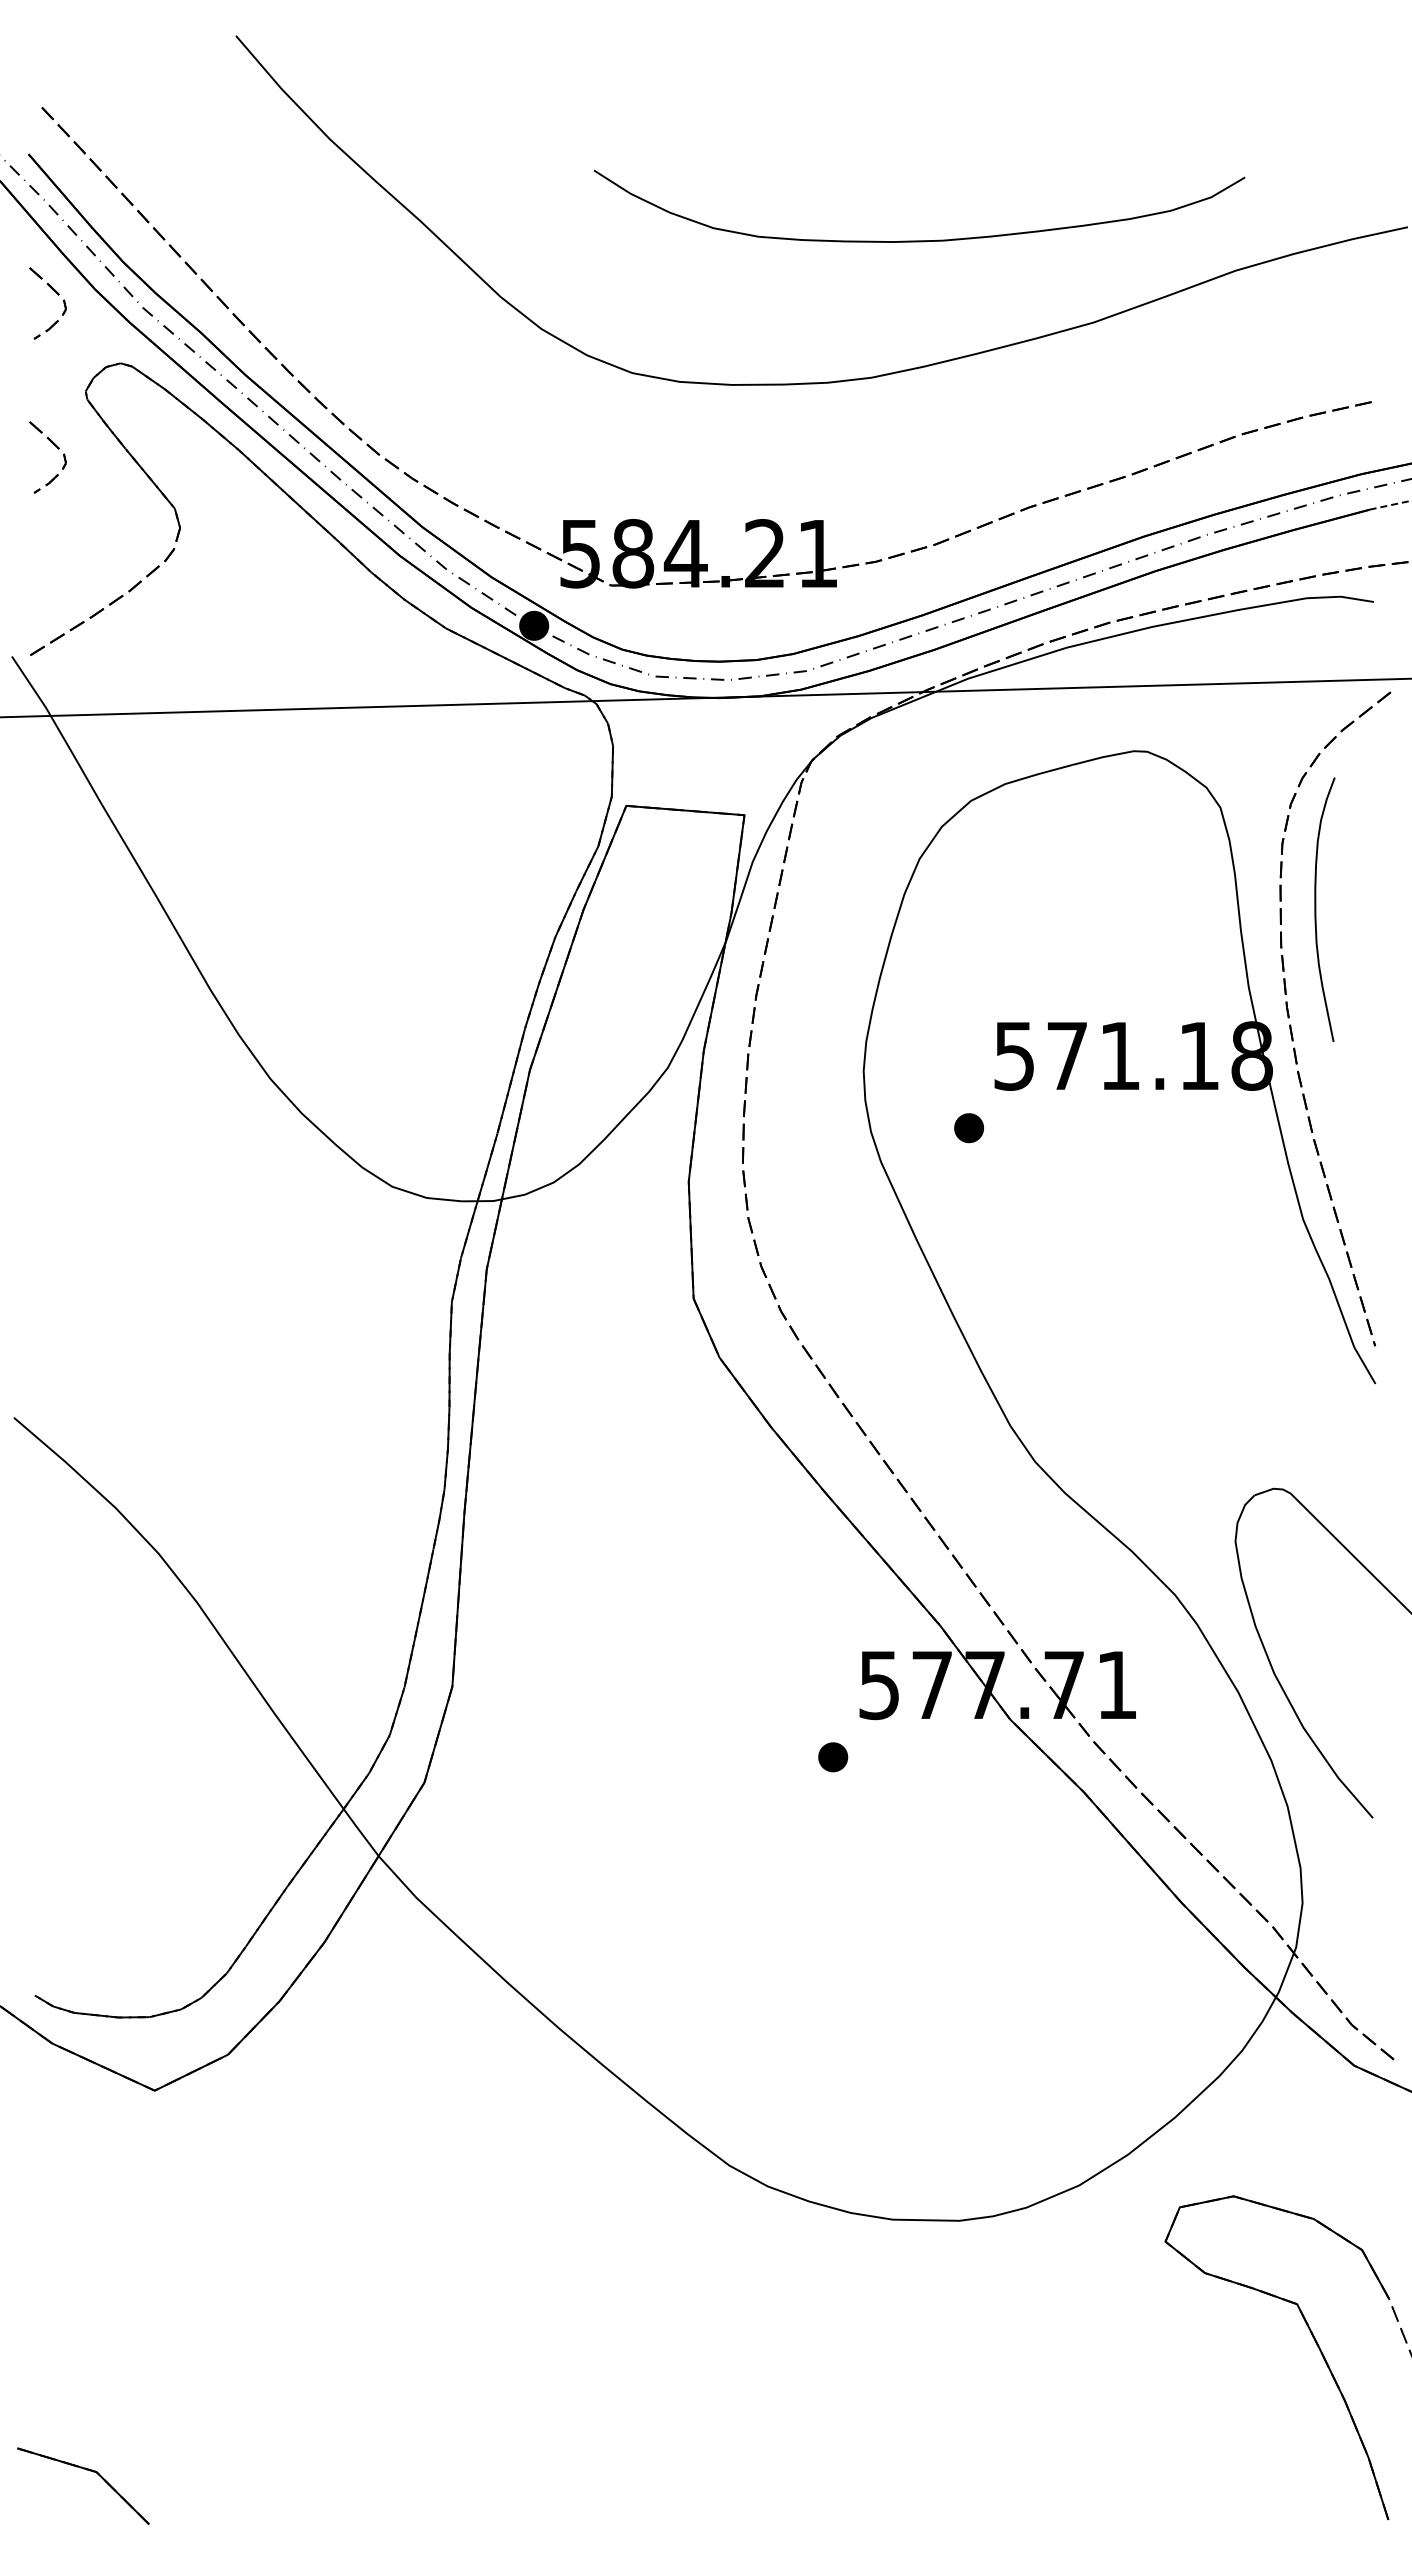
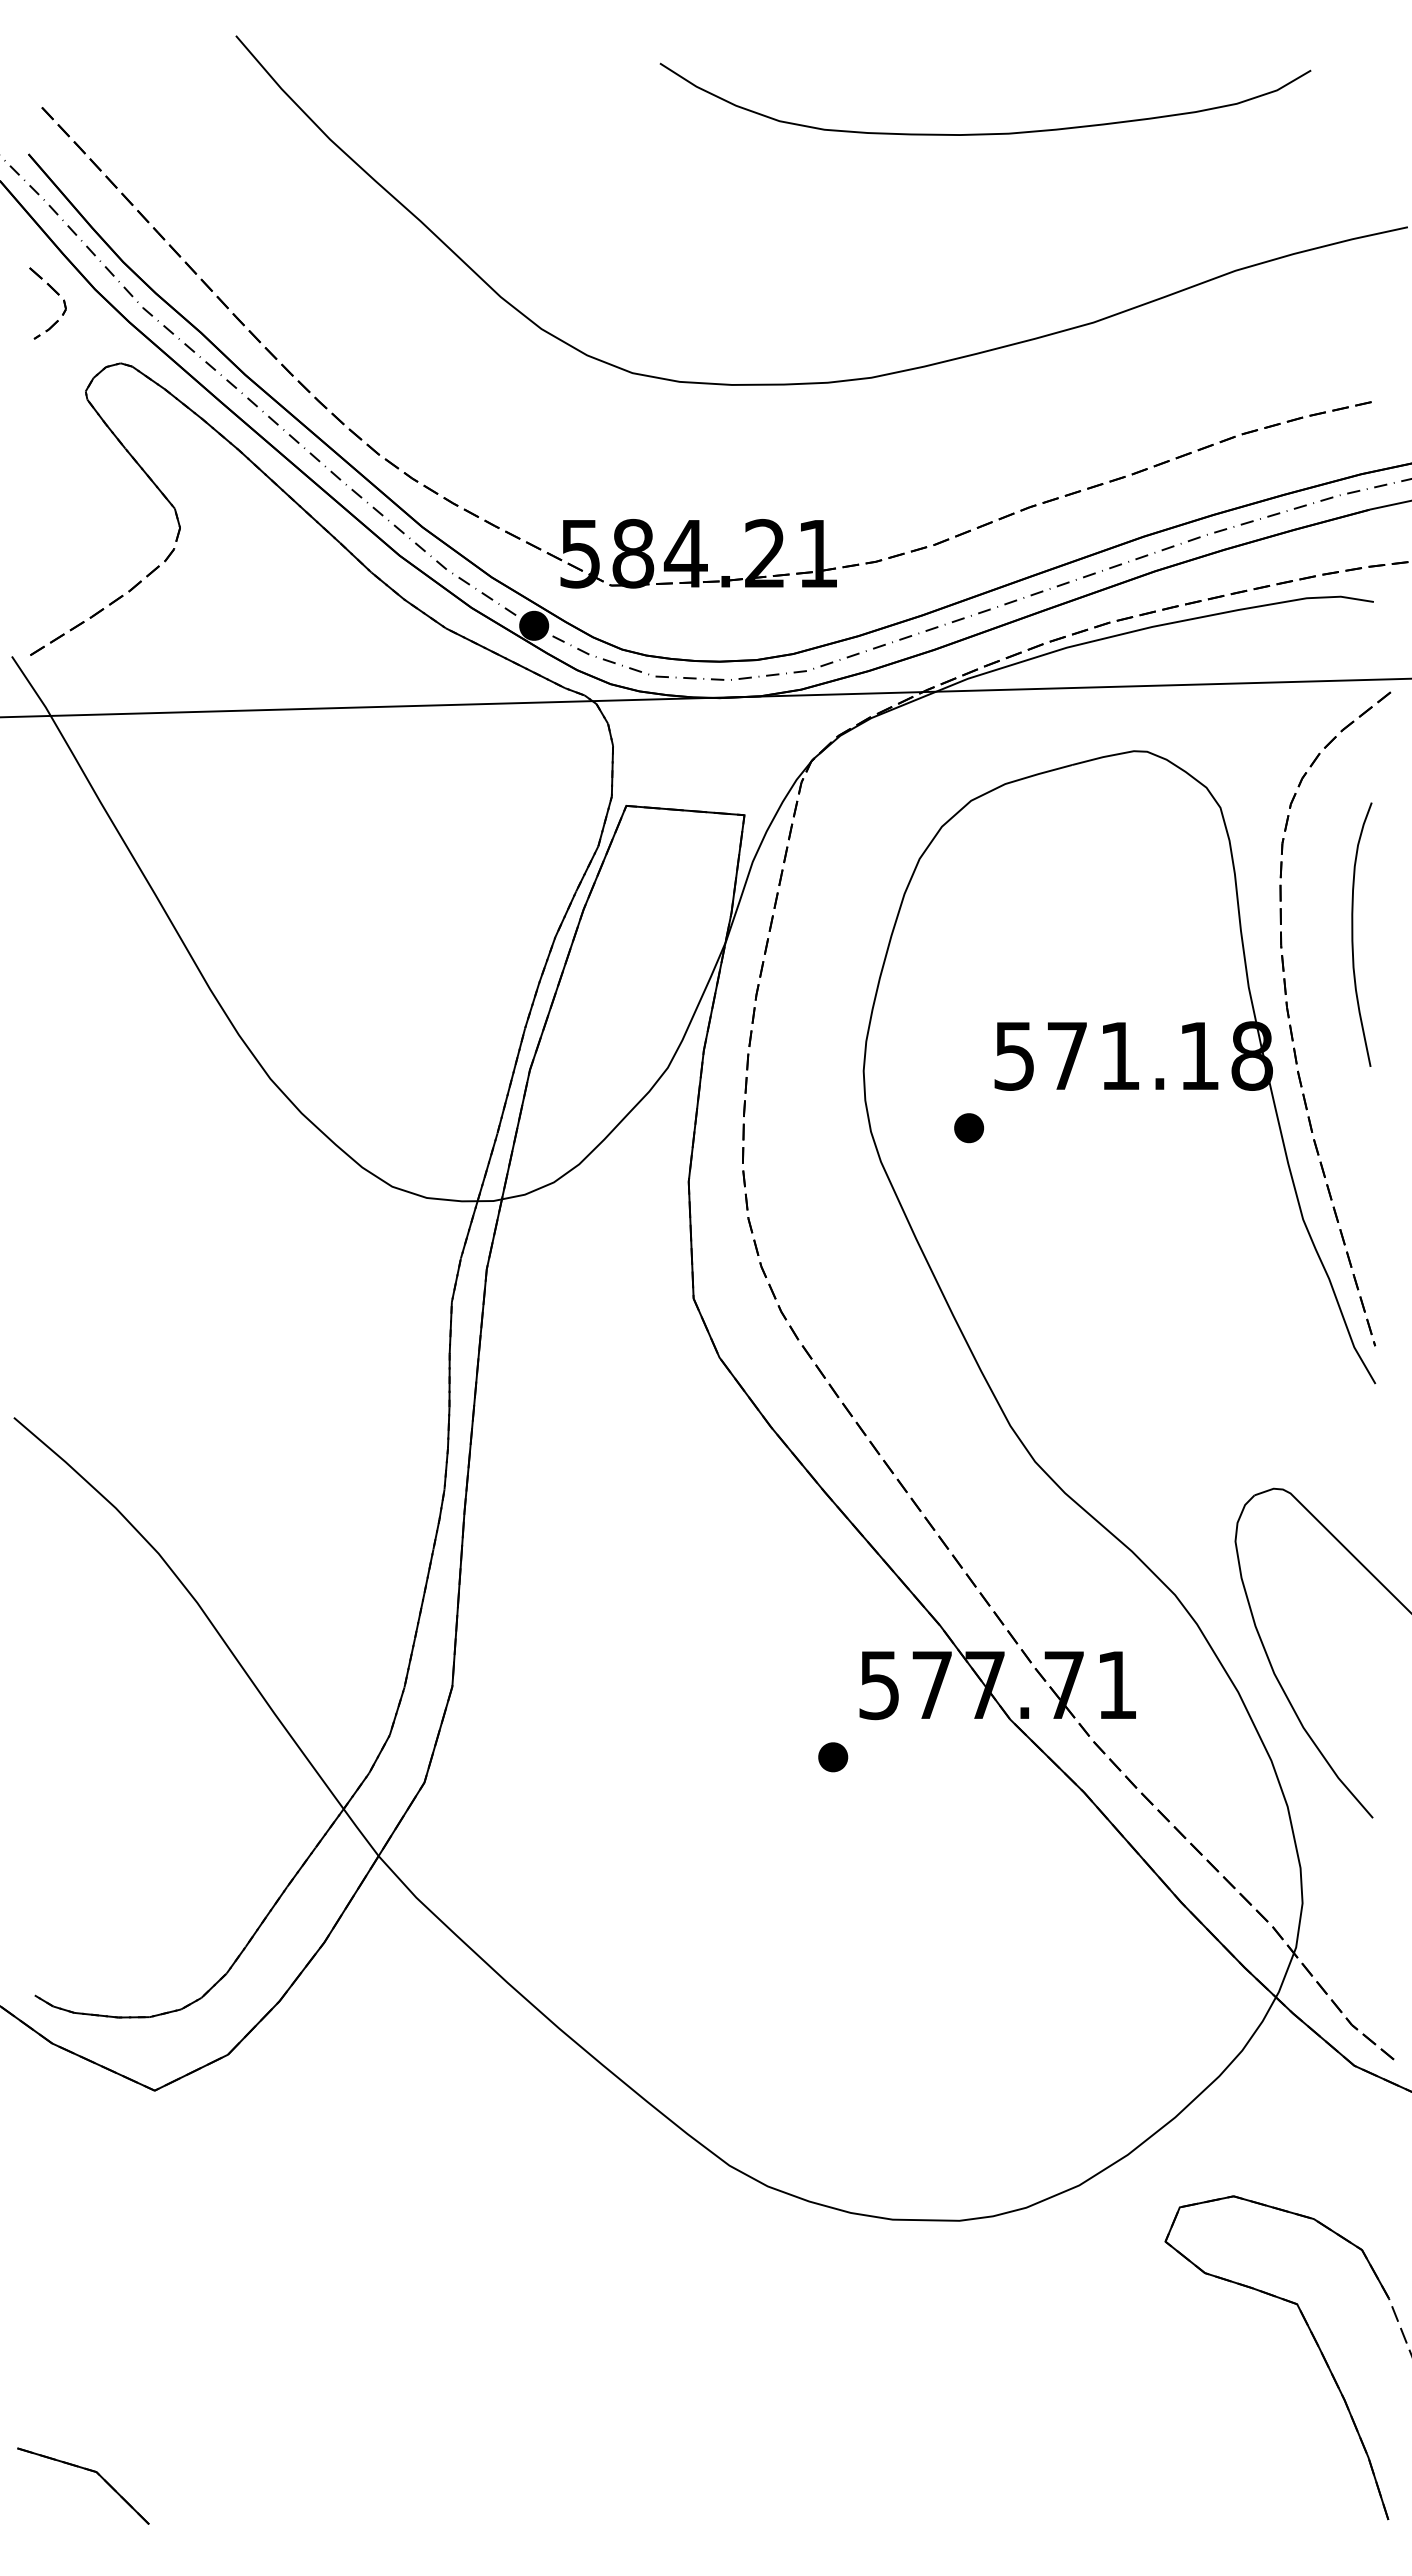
curve position: (919, 240) -> (985, 133) (985, 133)
part: present -> none (56, 447)
line: dashed -> solid (1390, 505)
curve position: (1316, 909) -> (1353, 934) (1353, 934)
